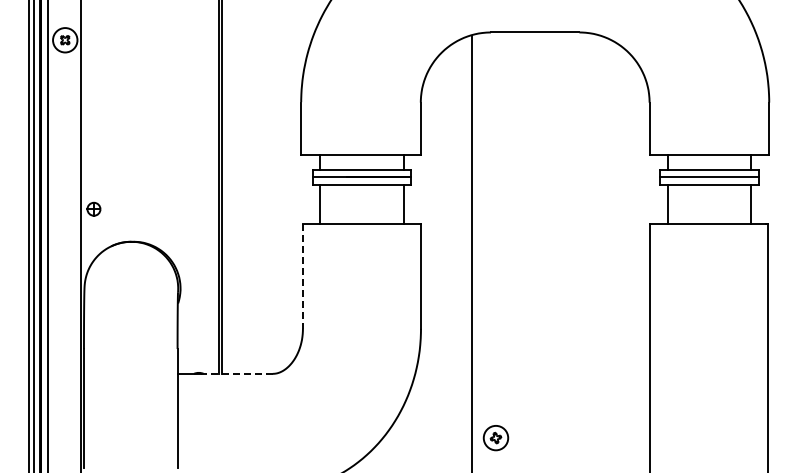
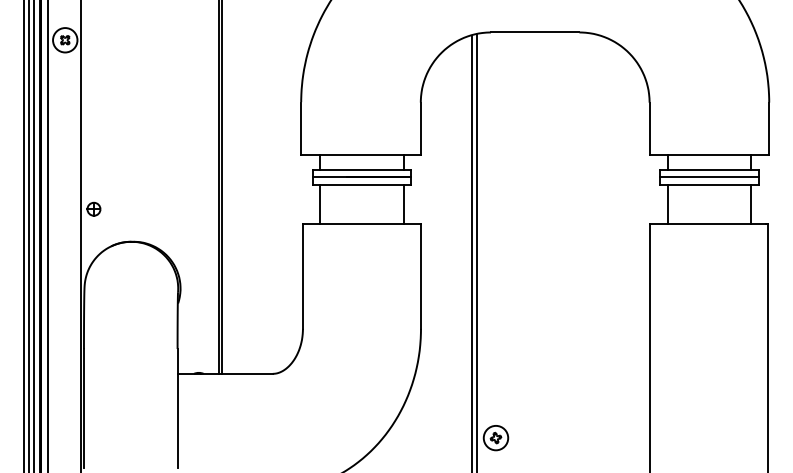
line: none -> present (23, 235)
line: none -> present (476, 251)
line: dashed -> solid (302, 276)
line: dashed -> solid (236, 373)
